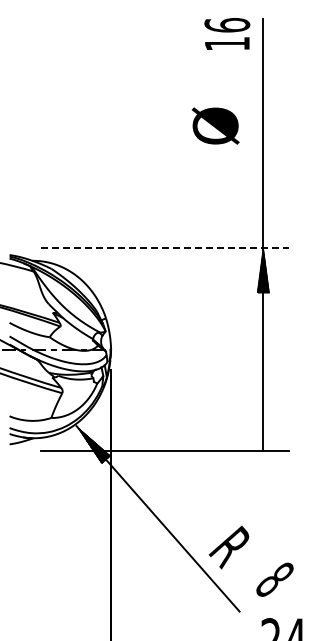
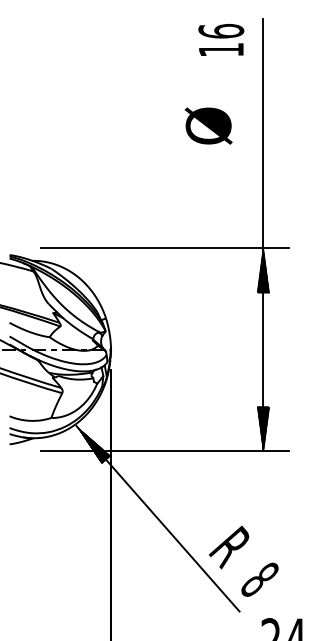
text position: (227, 33) -> (221, 39) (221, 39)
text position: (215, 125) -> (208, 125) (208, 125)
line: dashed -> solid (164, 248)
hatch: none -> present (263, 429)
text position: (274, 579) -> (259, 579) (259, 579)
